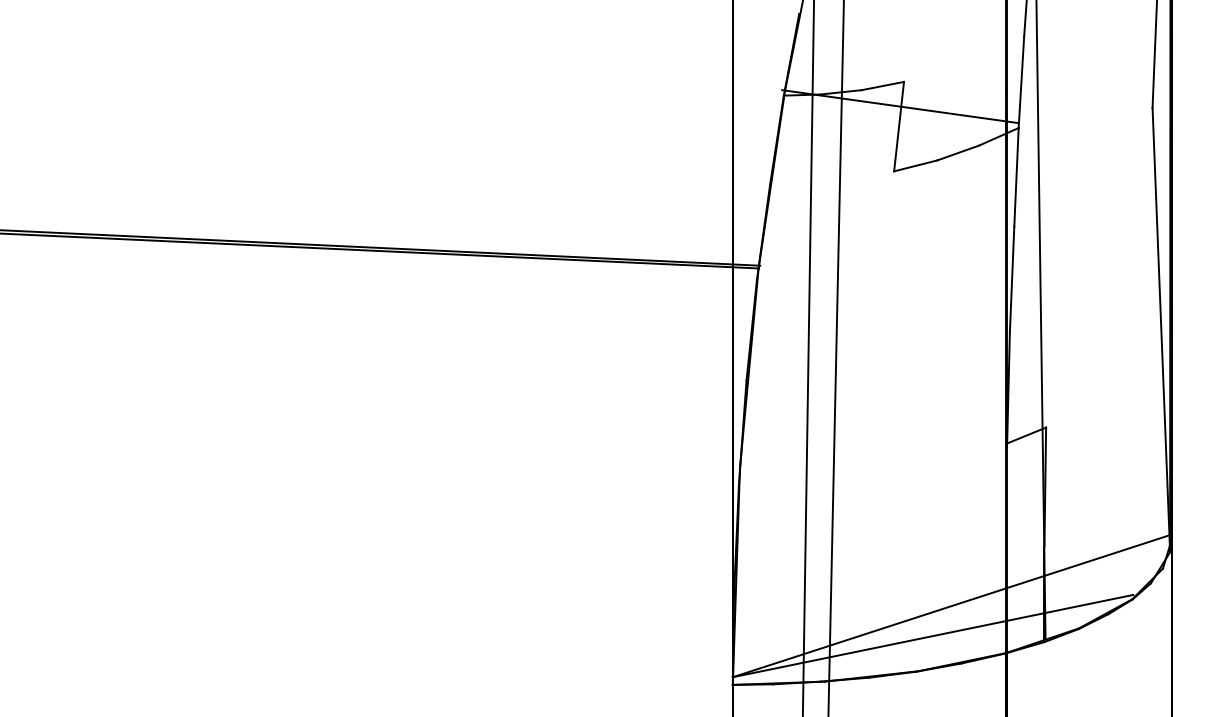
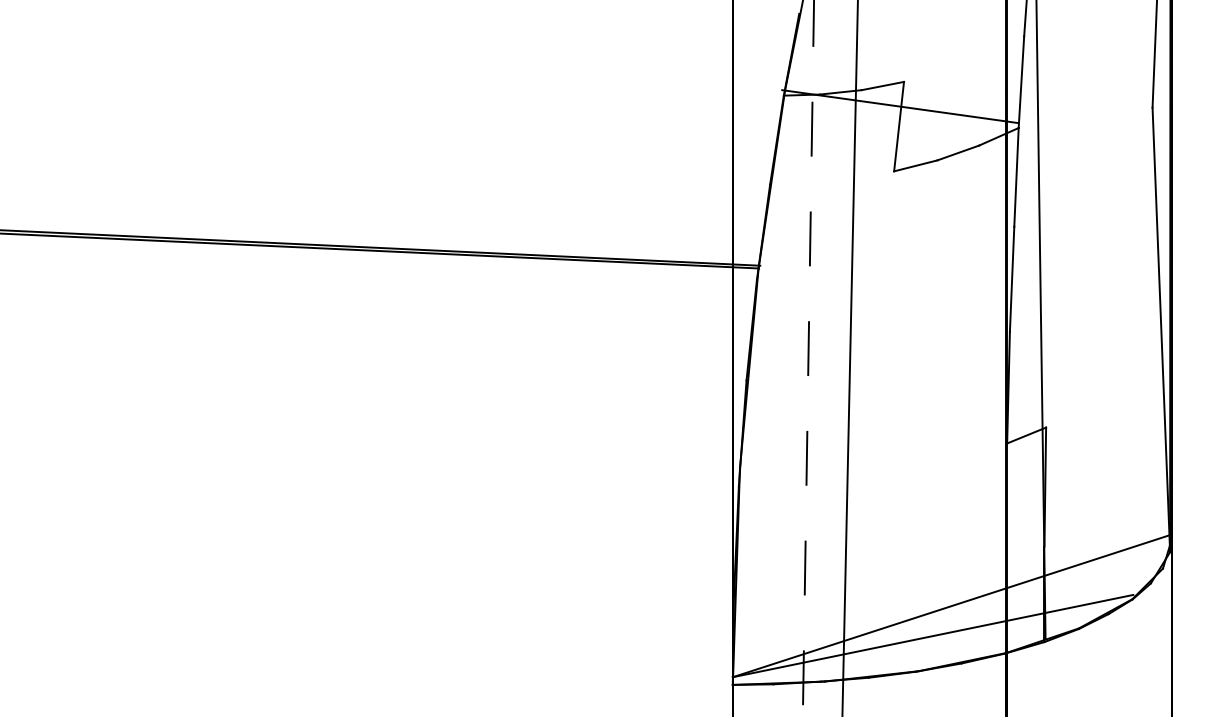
line: solid -> dashed (808, 357)
line position: (835, 357) -> (849, 357) (849, 357)
